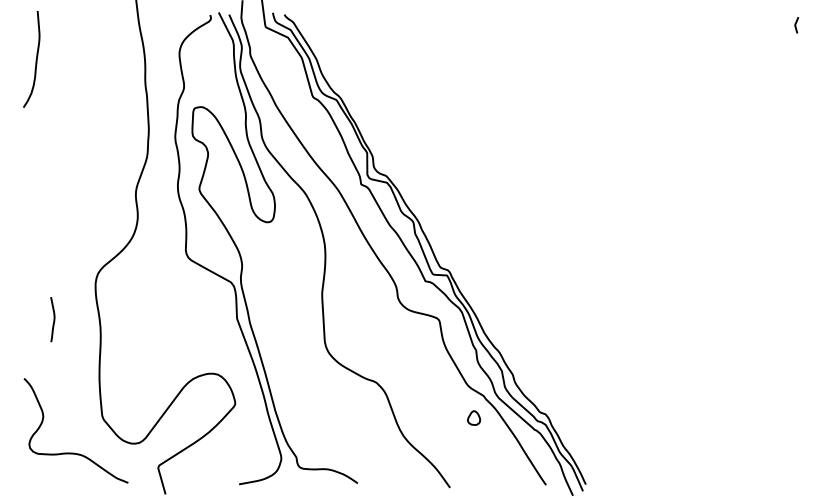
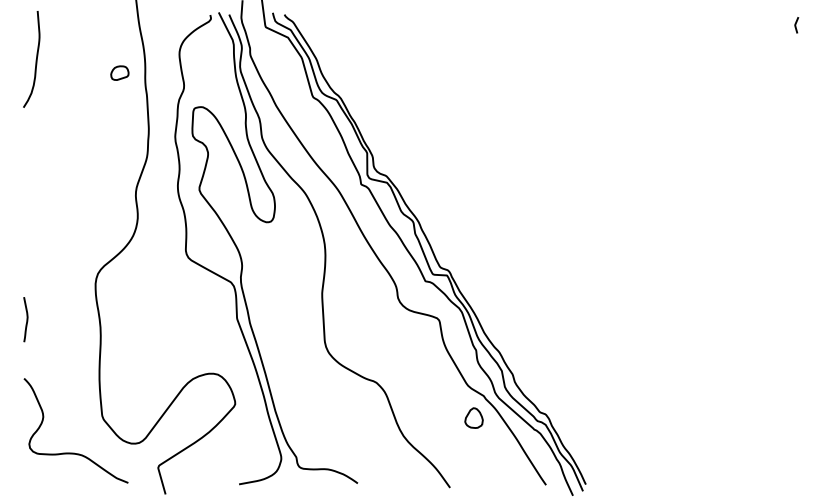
part: none -> present (119, 72)
curve position: (53, 319) -> (26, 319) (26, 319)
part size: 15x16 px -> 20x22 px (473, 417)
